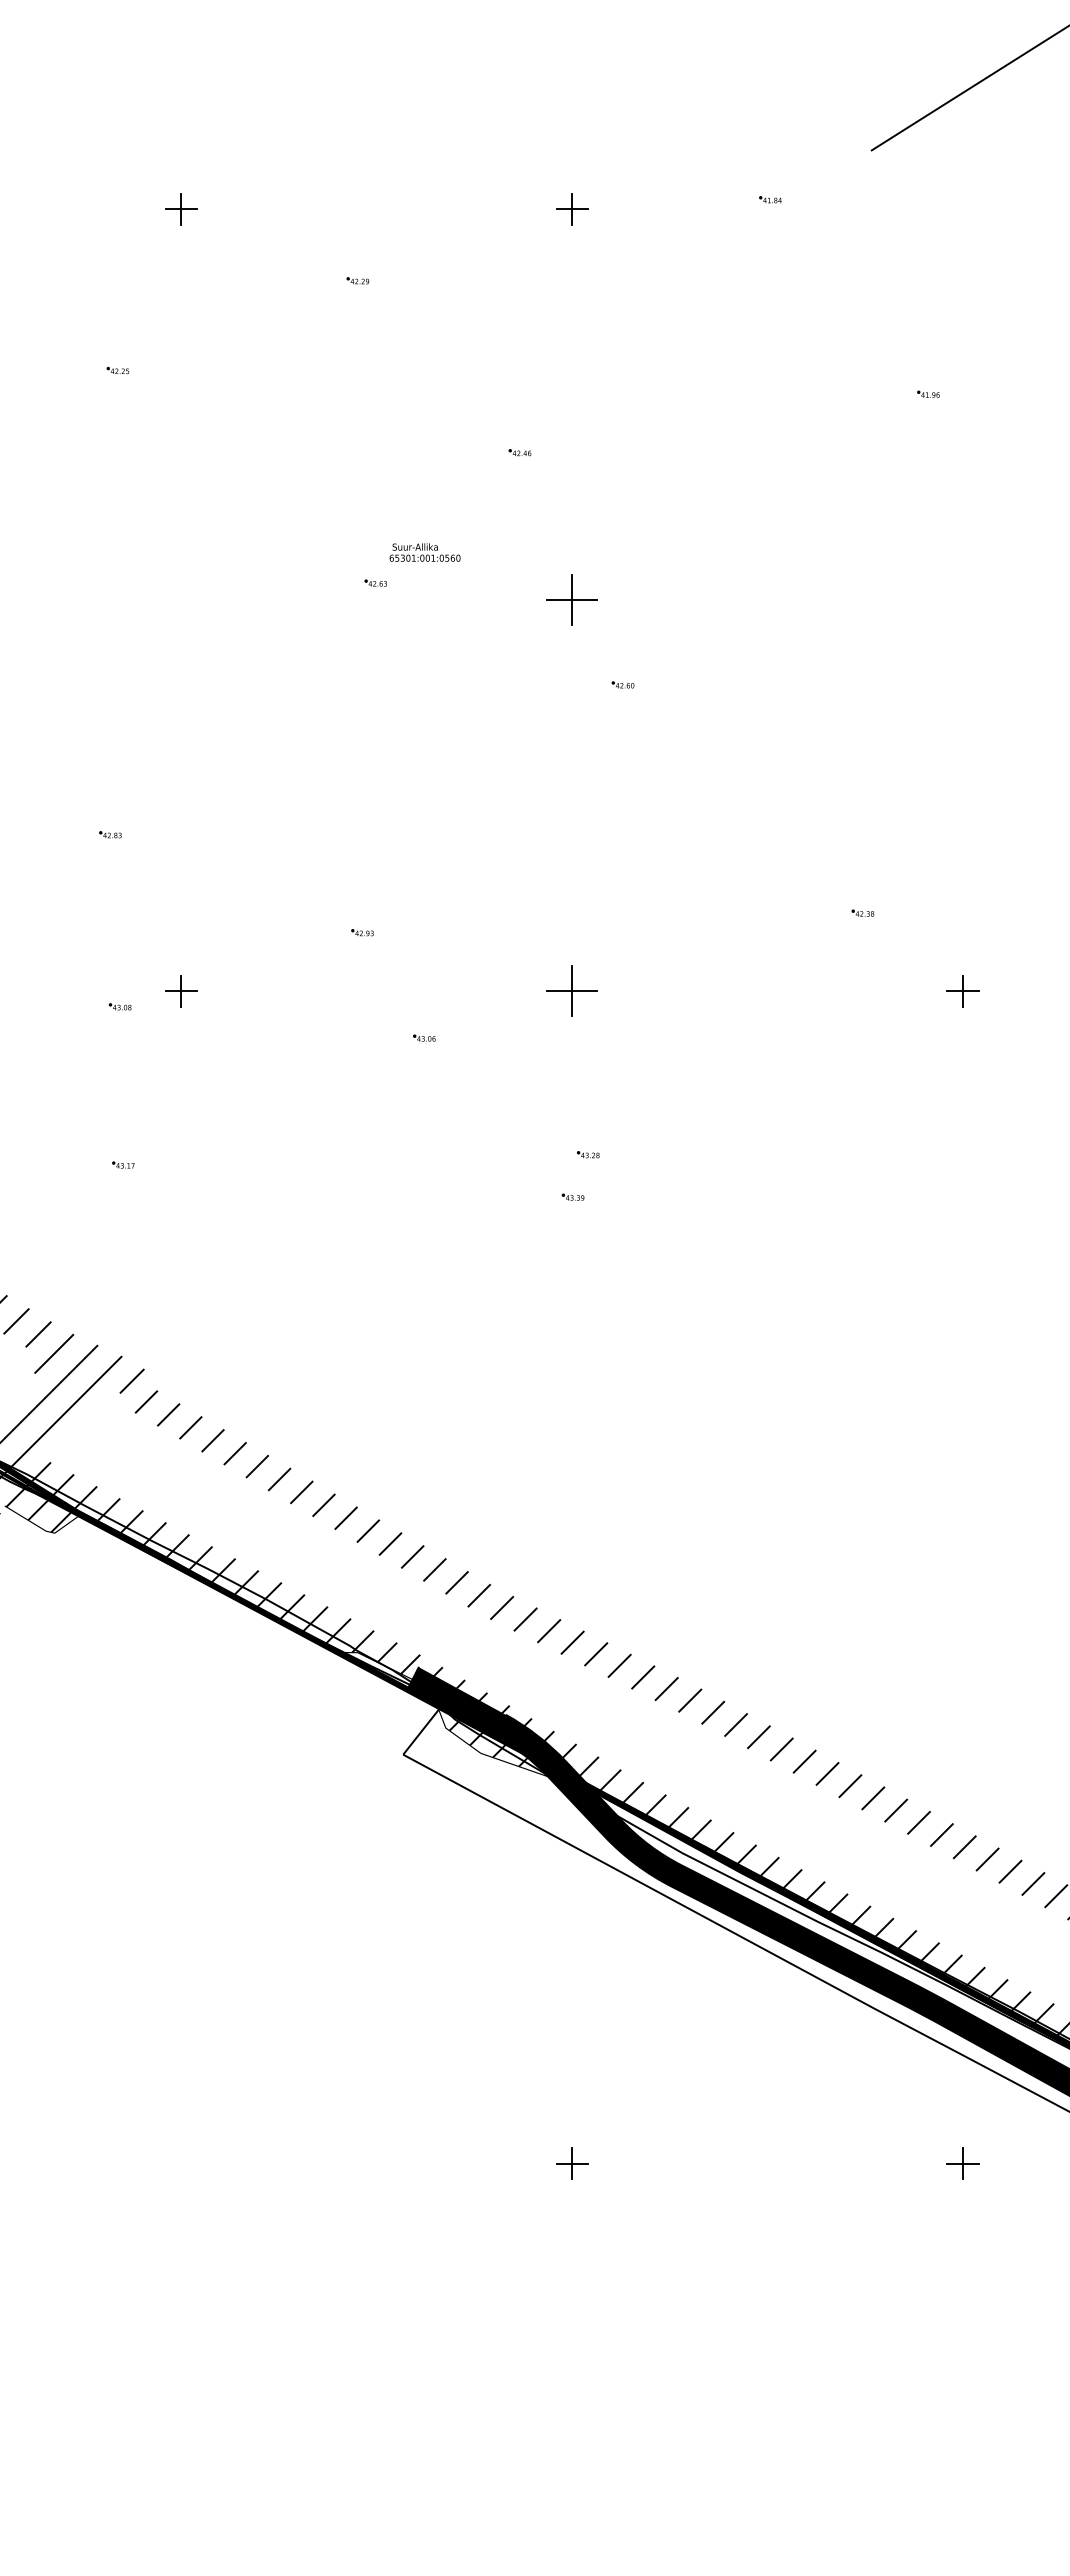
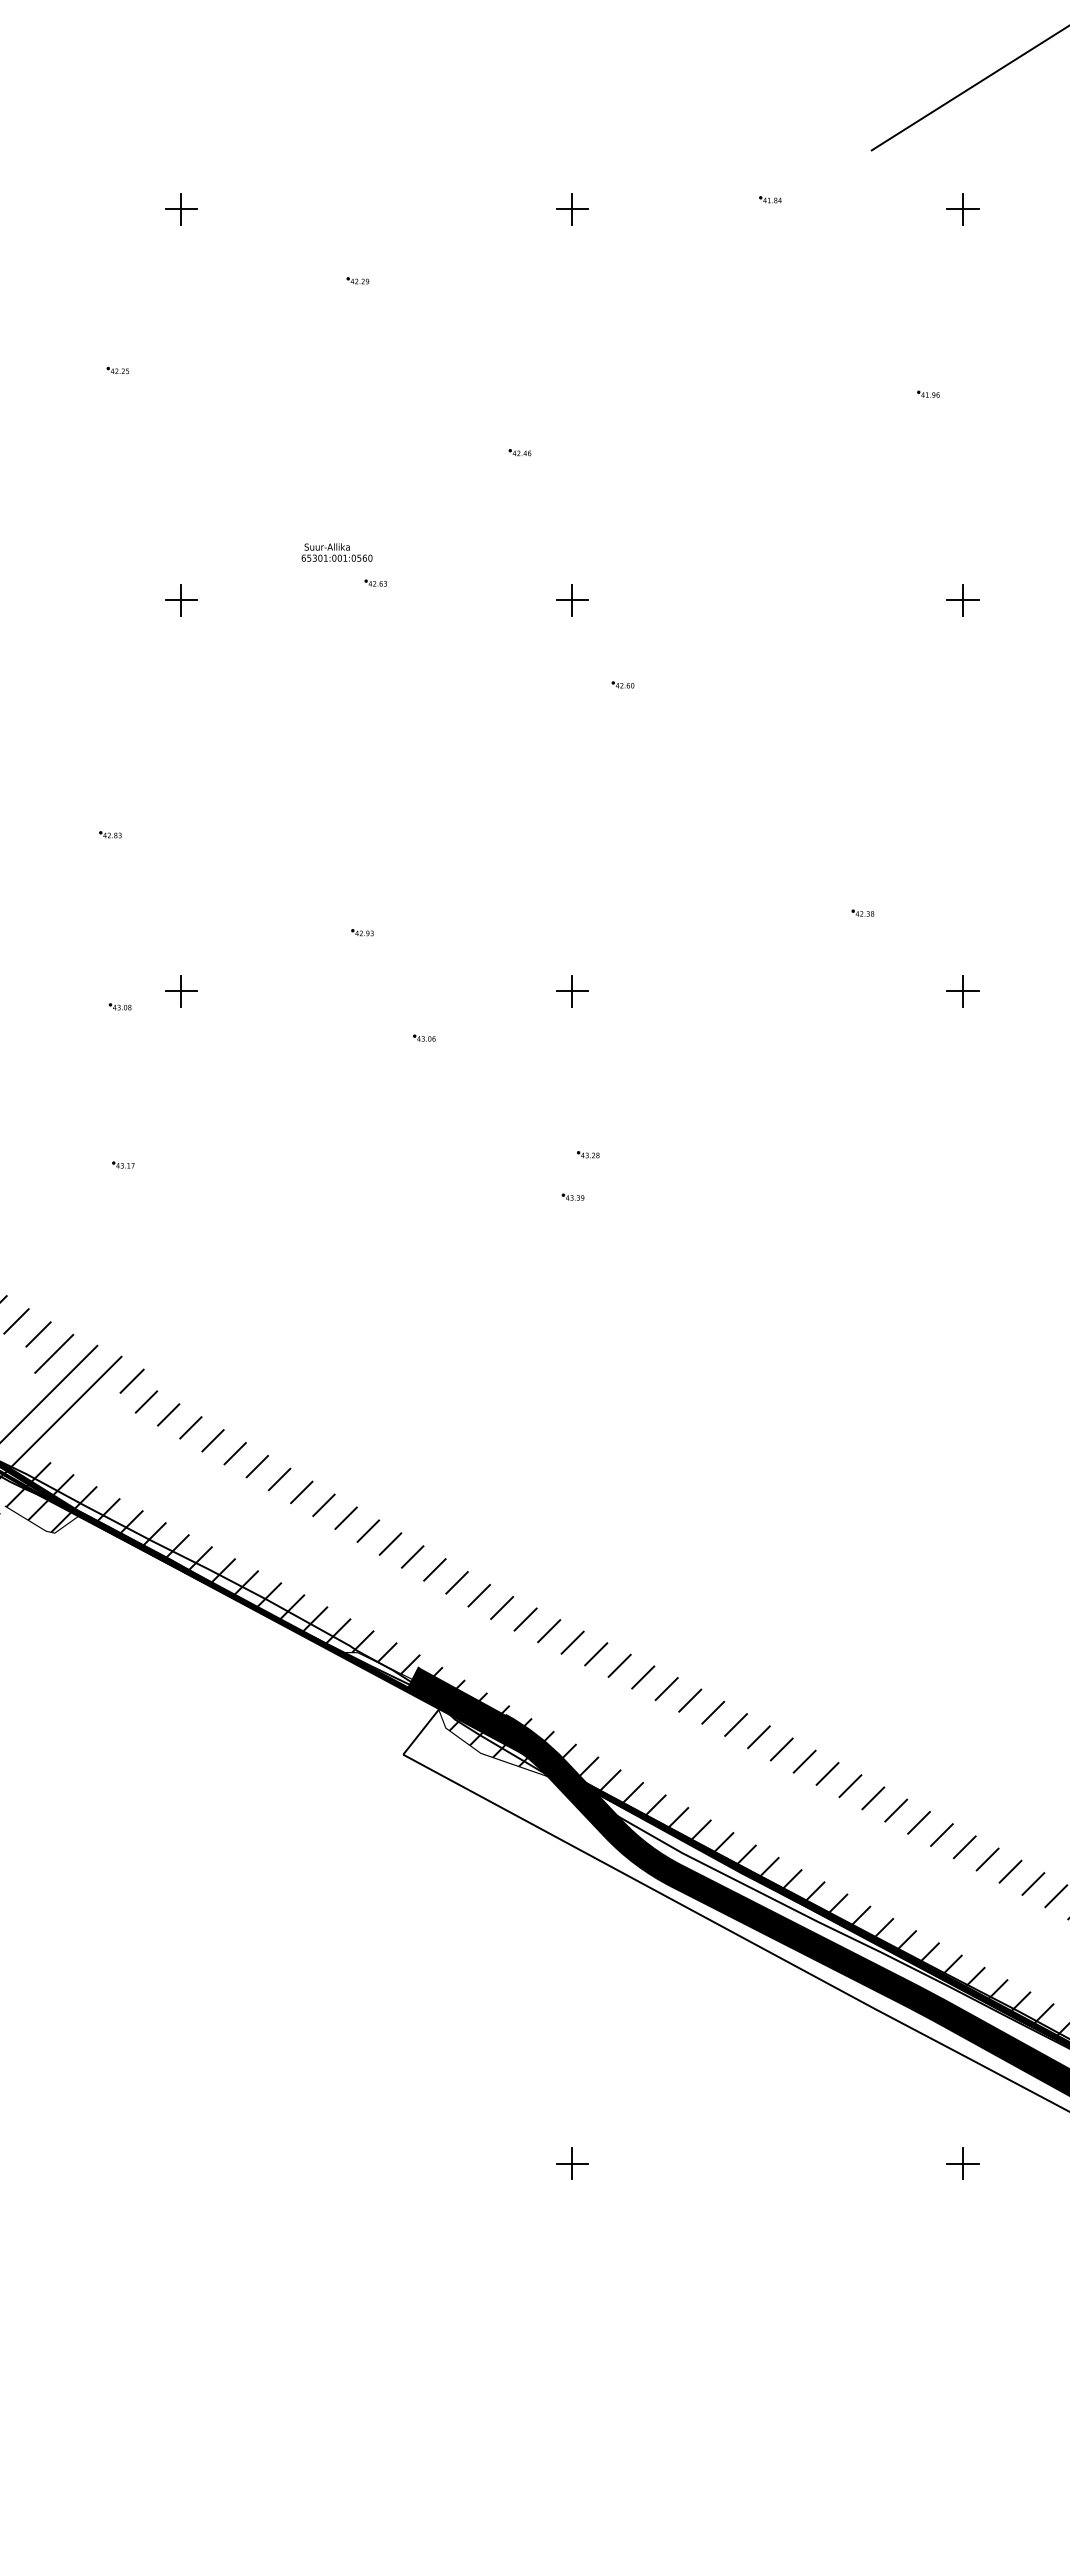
part: none -> present (962, 209)
text position: (424, 552) -> (336, 552) (336, 552)
part size: 52x52 px -> 33x33 px (572, 600)
part: none -> present (181, 600)
part: none -> present (962, 600)
part size: 52x52 px -> 33x33 px (572, 991)
